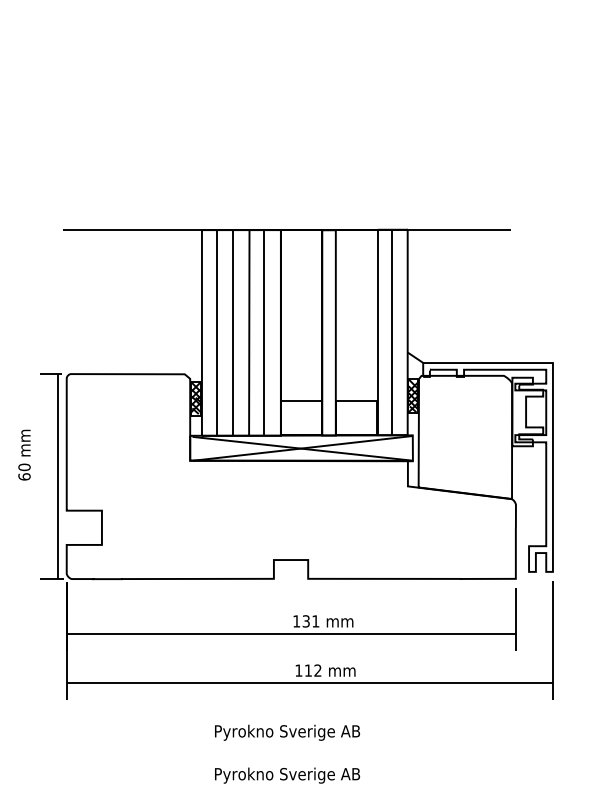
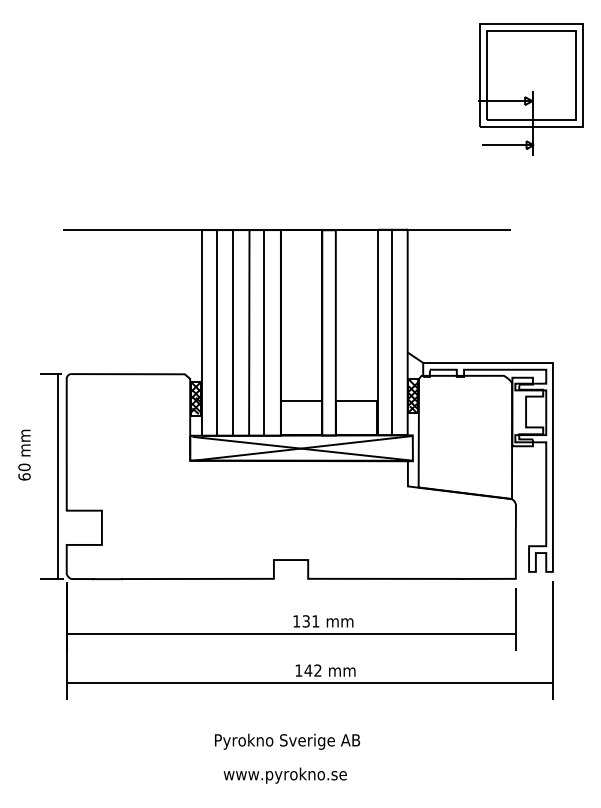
part: none -> present (530, 89)
text: 112 -> 142 (308, 670)
text position: (287, 732) -> (287, 741) (287, 741)
text: Pyrokno Sverige AB -> www.pyrokno.se (287, 775)
